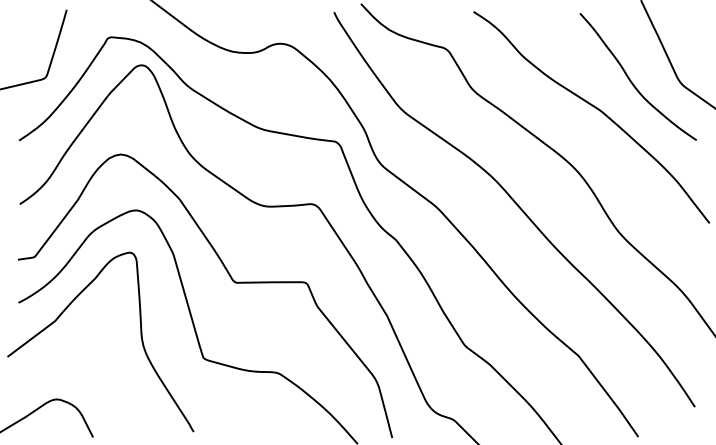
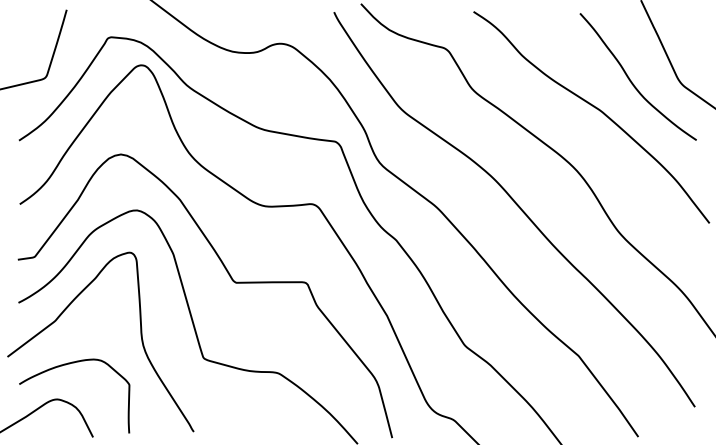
curve: none -> present (66, 365)
